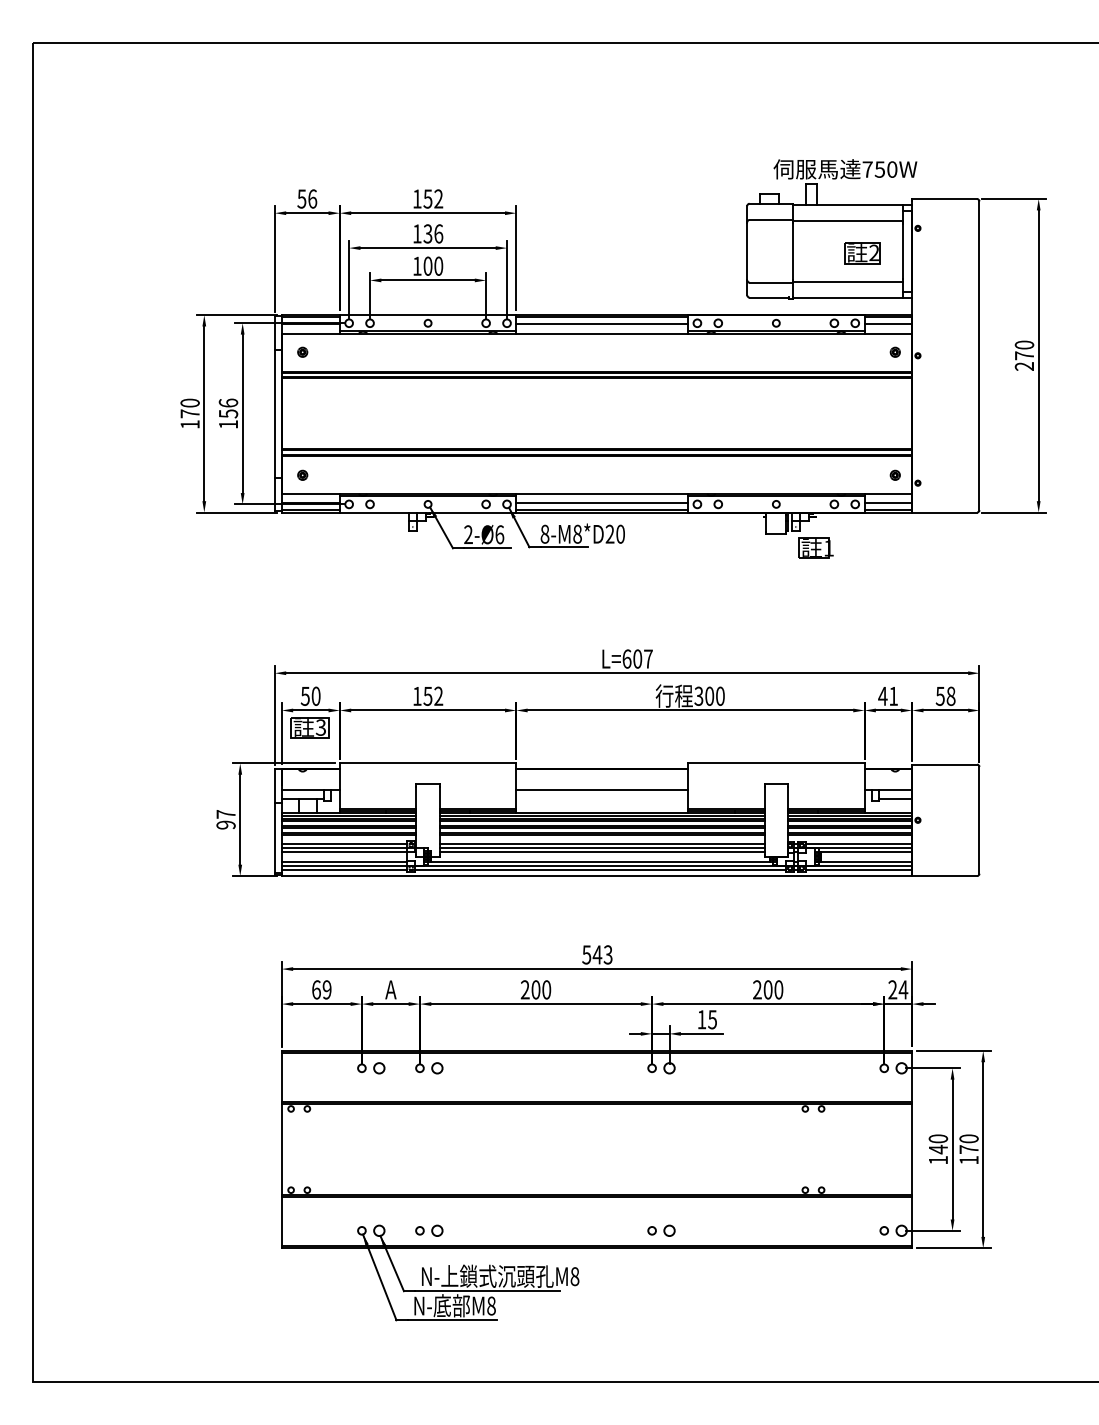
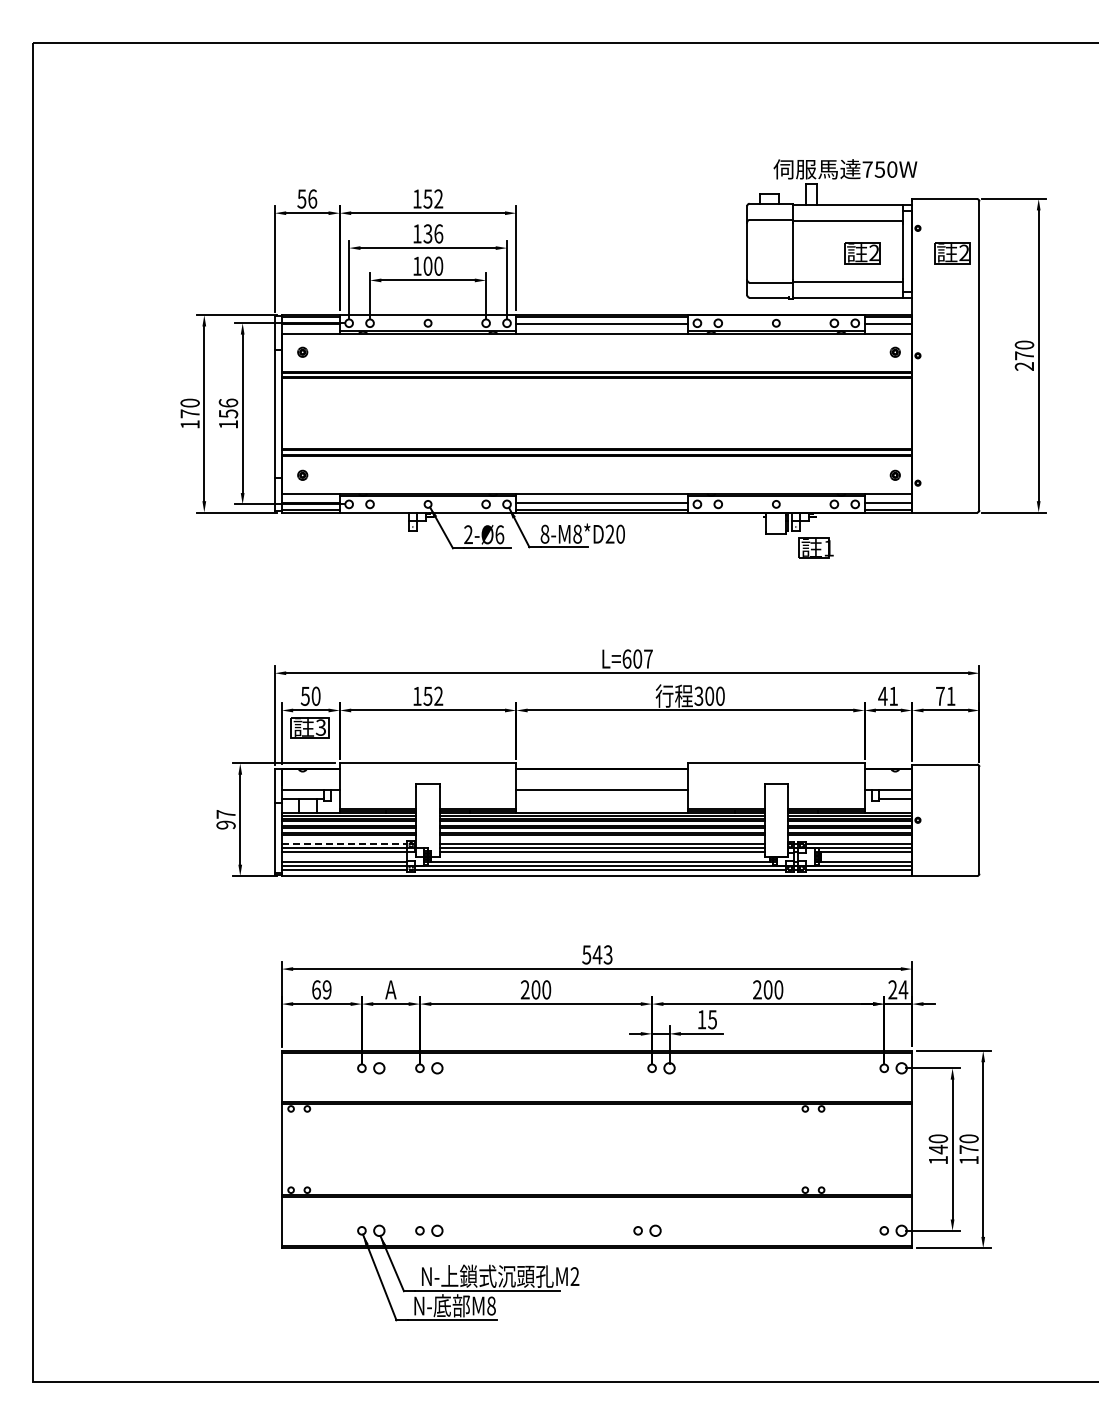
part: none -> present (952, 253)
text: 58 -> 71 (945, 695)
line: solid -> dashed (344, 843)
part position: (661, 1230) -> (647, 1230) (647, 1230)
text: M8 -> M2 (574, 1276)
